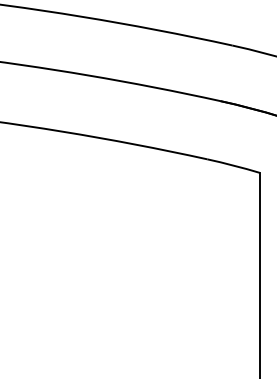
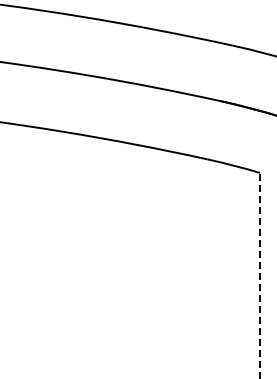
line: solid -> dashed (259, 275)
